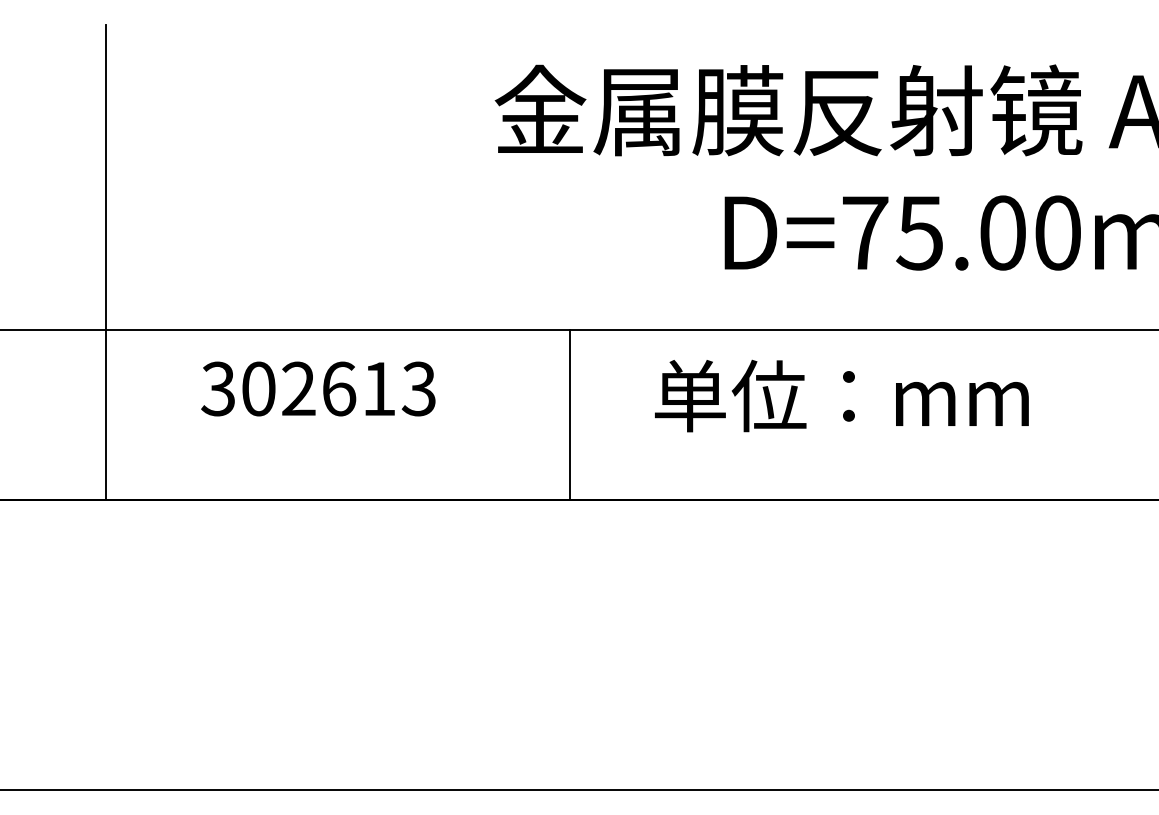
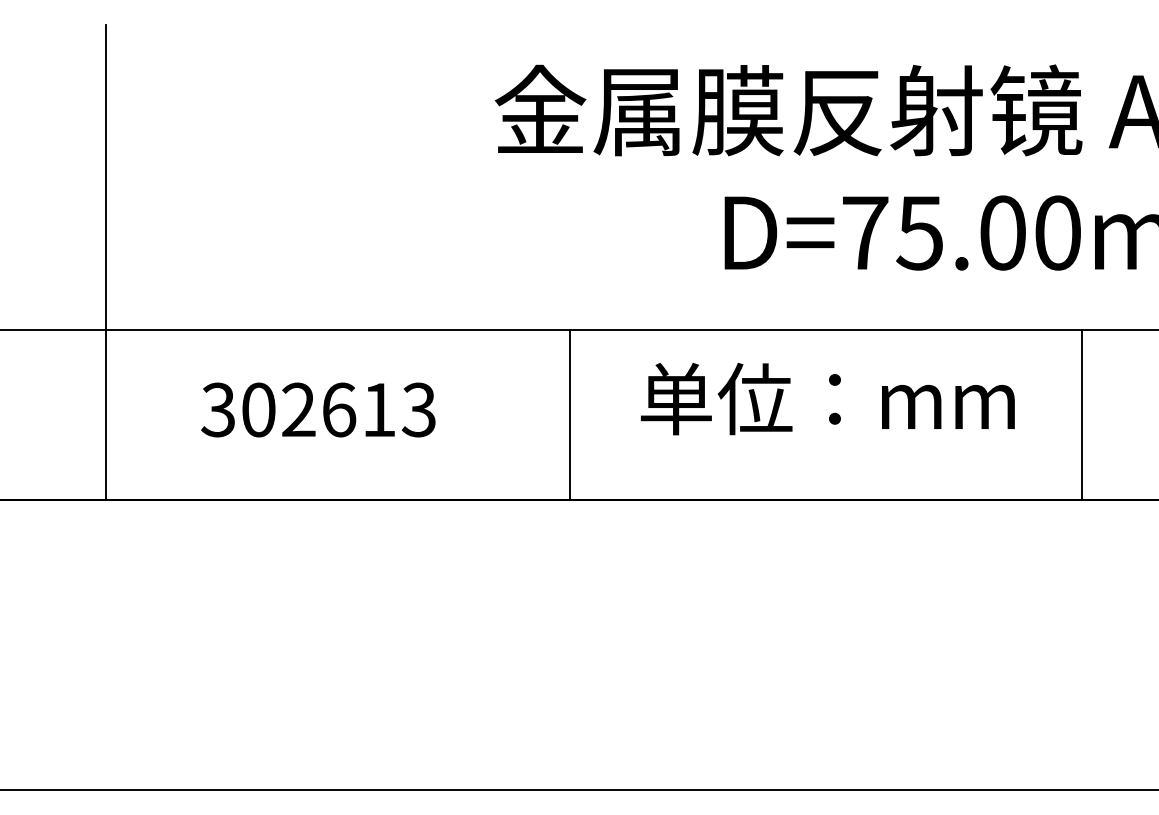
text position: (318, 388) -> (318, 409) (318, 409)
text position: (841, 395) -> (827, 398) (827, 398)
line: none -> present (1082, 414)
